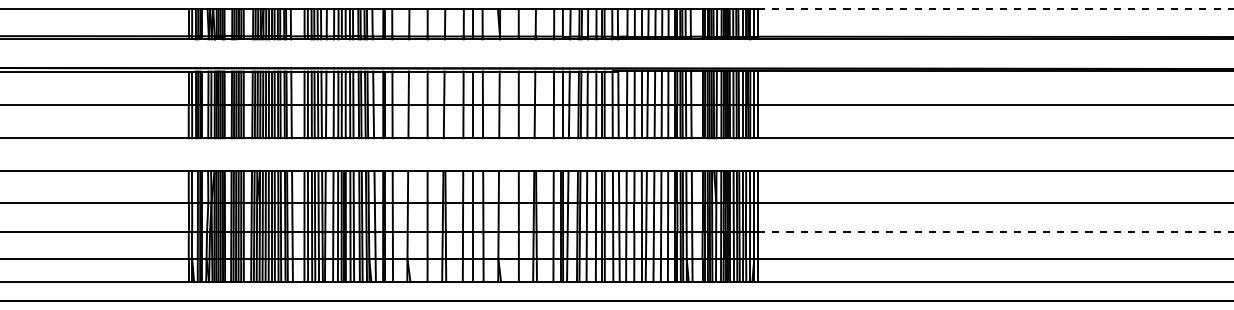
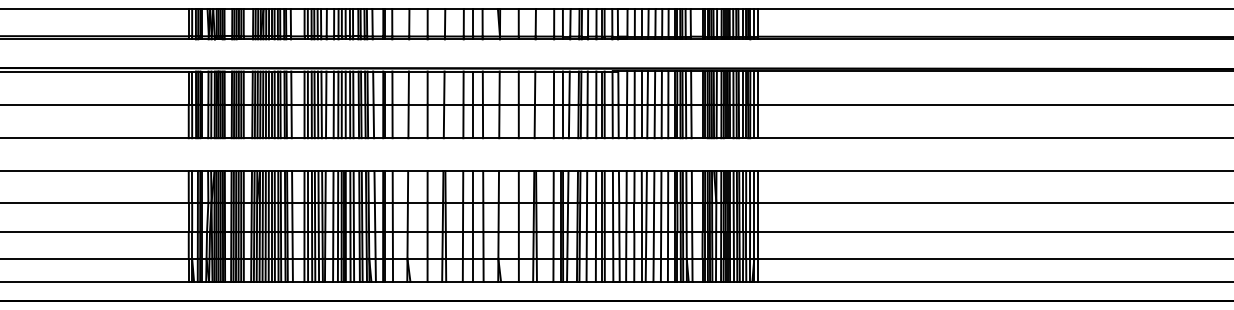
line: dashed -> solid (995, 9)
line: dashed -> solid (995, 232)
